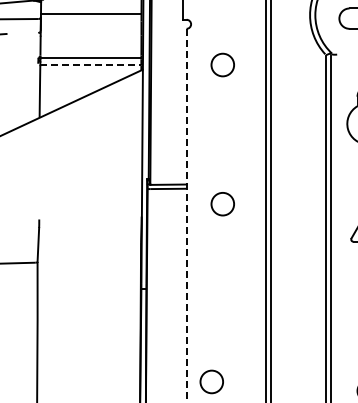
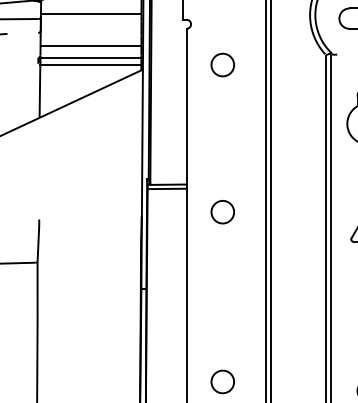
line: none -> present (90, 46)
line: dashed -> solid (90, 65)
circle position: (222, 204) -> (222, 212) (222, 212)
line: dashed -> solid (186, 215)
circle position: (211, 381) -> (222, 381) (222, 381)
